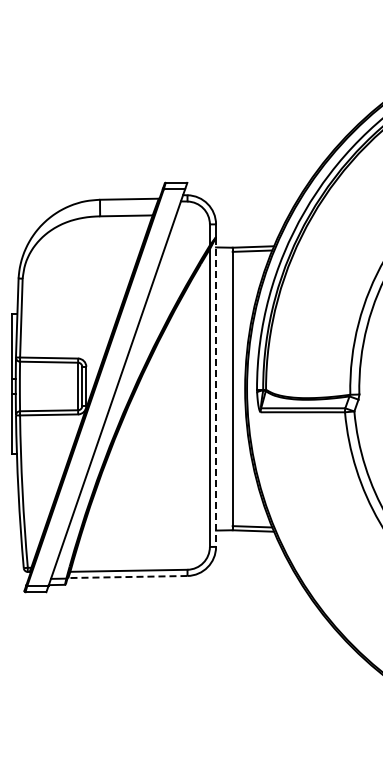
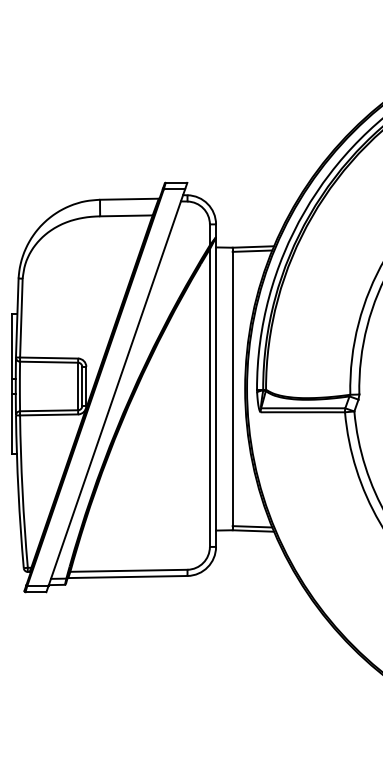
line: dashed -> solid (216, 392)
line: dashed -> solid (127, 577)
